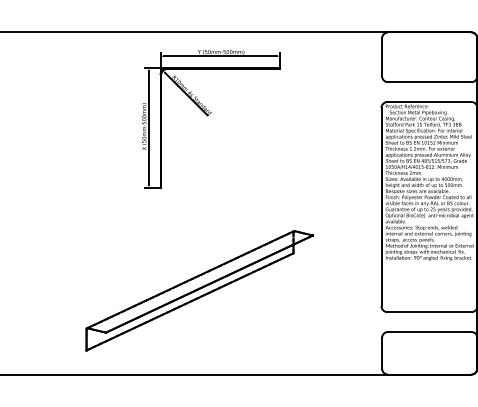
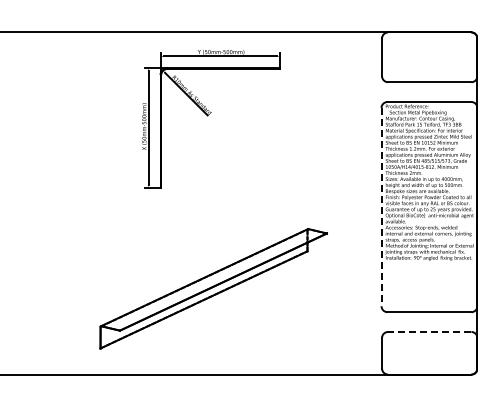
line: solid -> dashed (381, 207)
part position: (199, 290) -> (213, 288) (213, 288)
line: solid -> dashed (429, 331)
